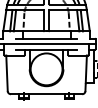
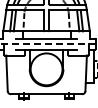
line: solid -> dashed (47, 44)
